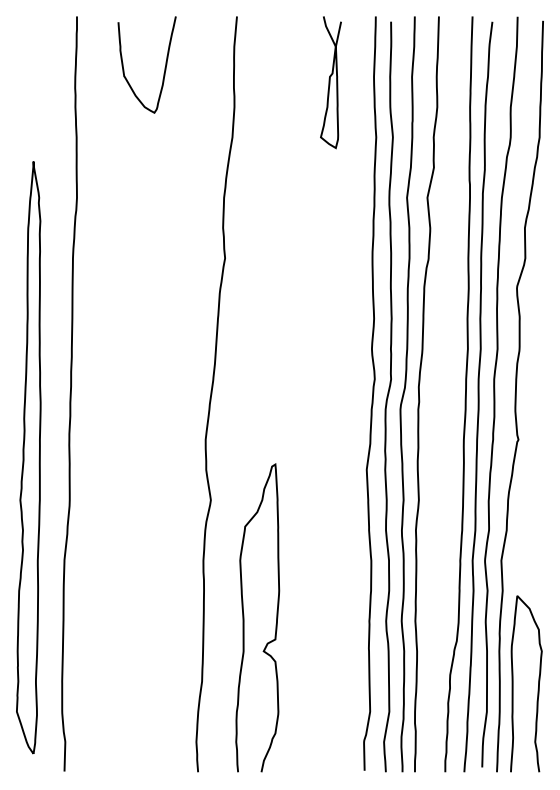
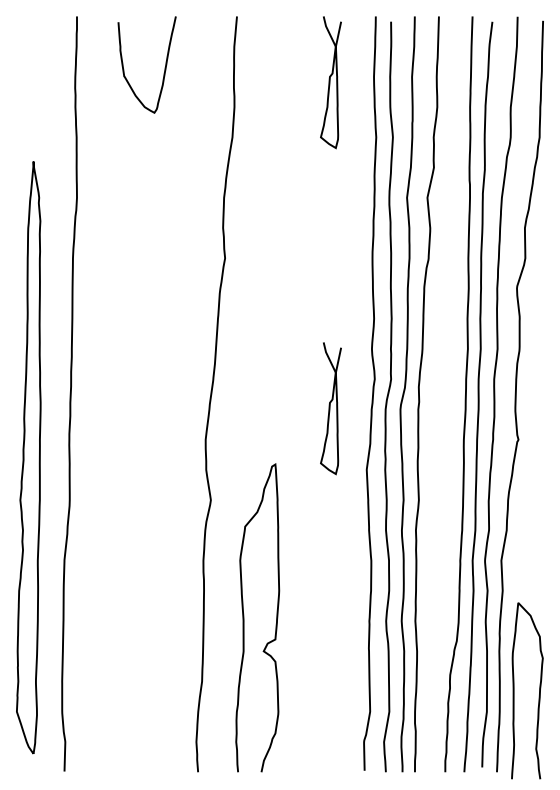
curve: none -> present (330, 408)
curve position: (538, 683) -> (539, 690) (539, 690)
